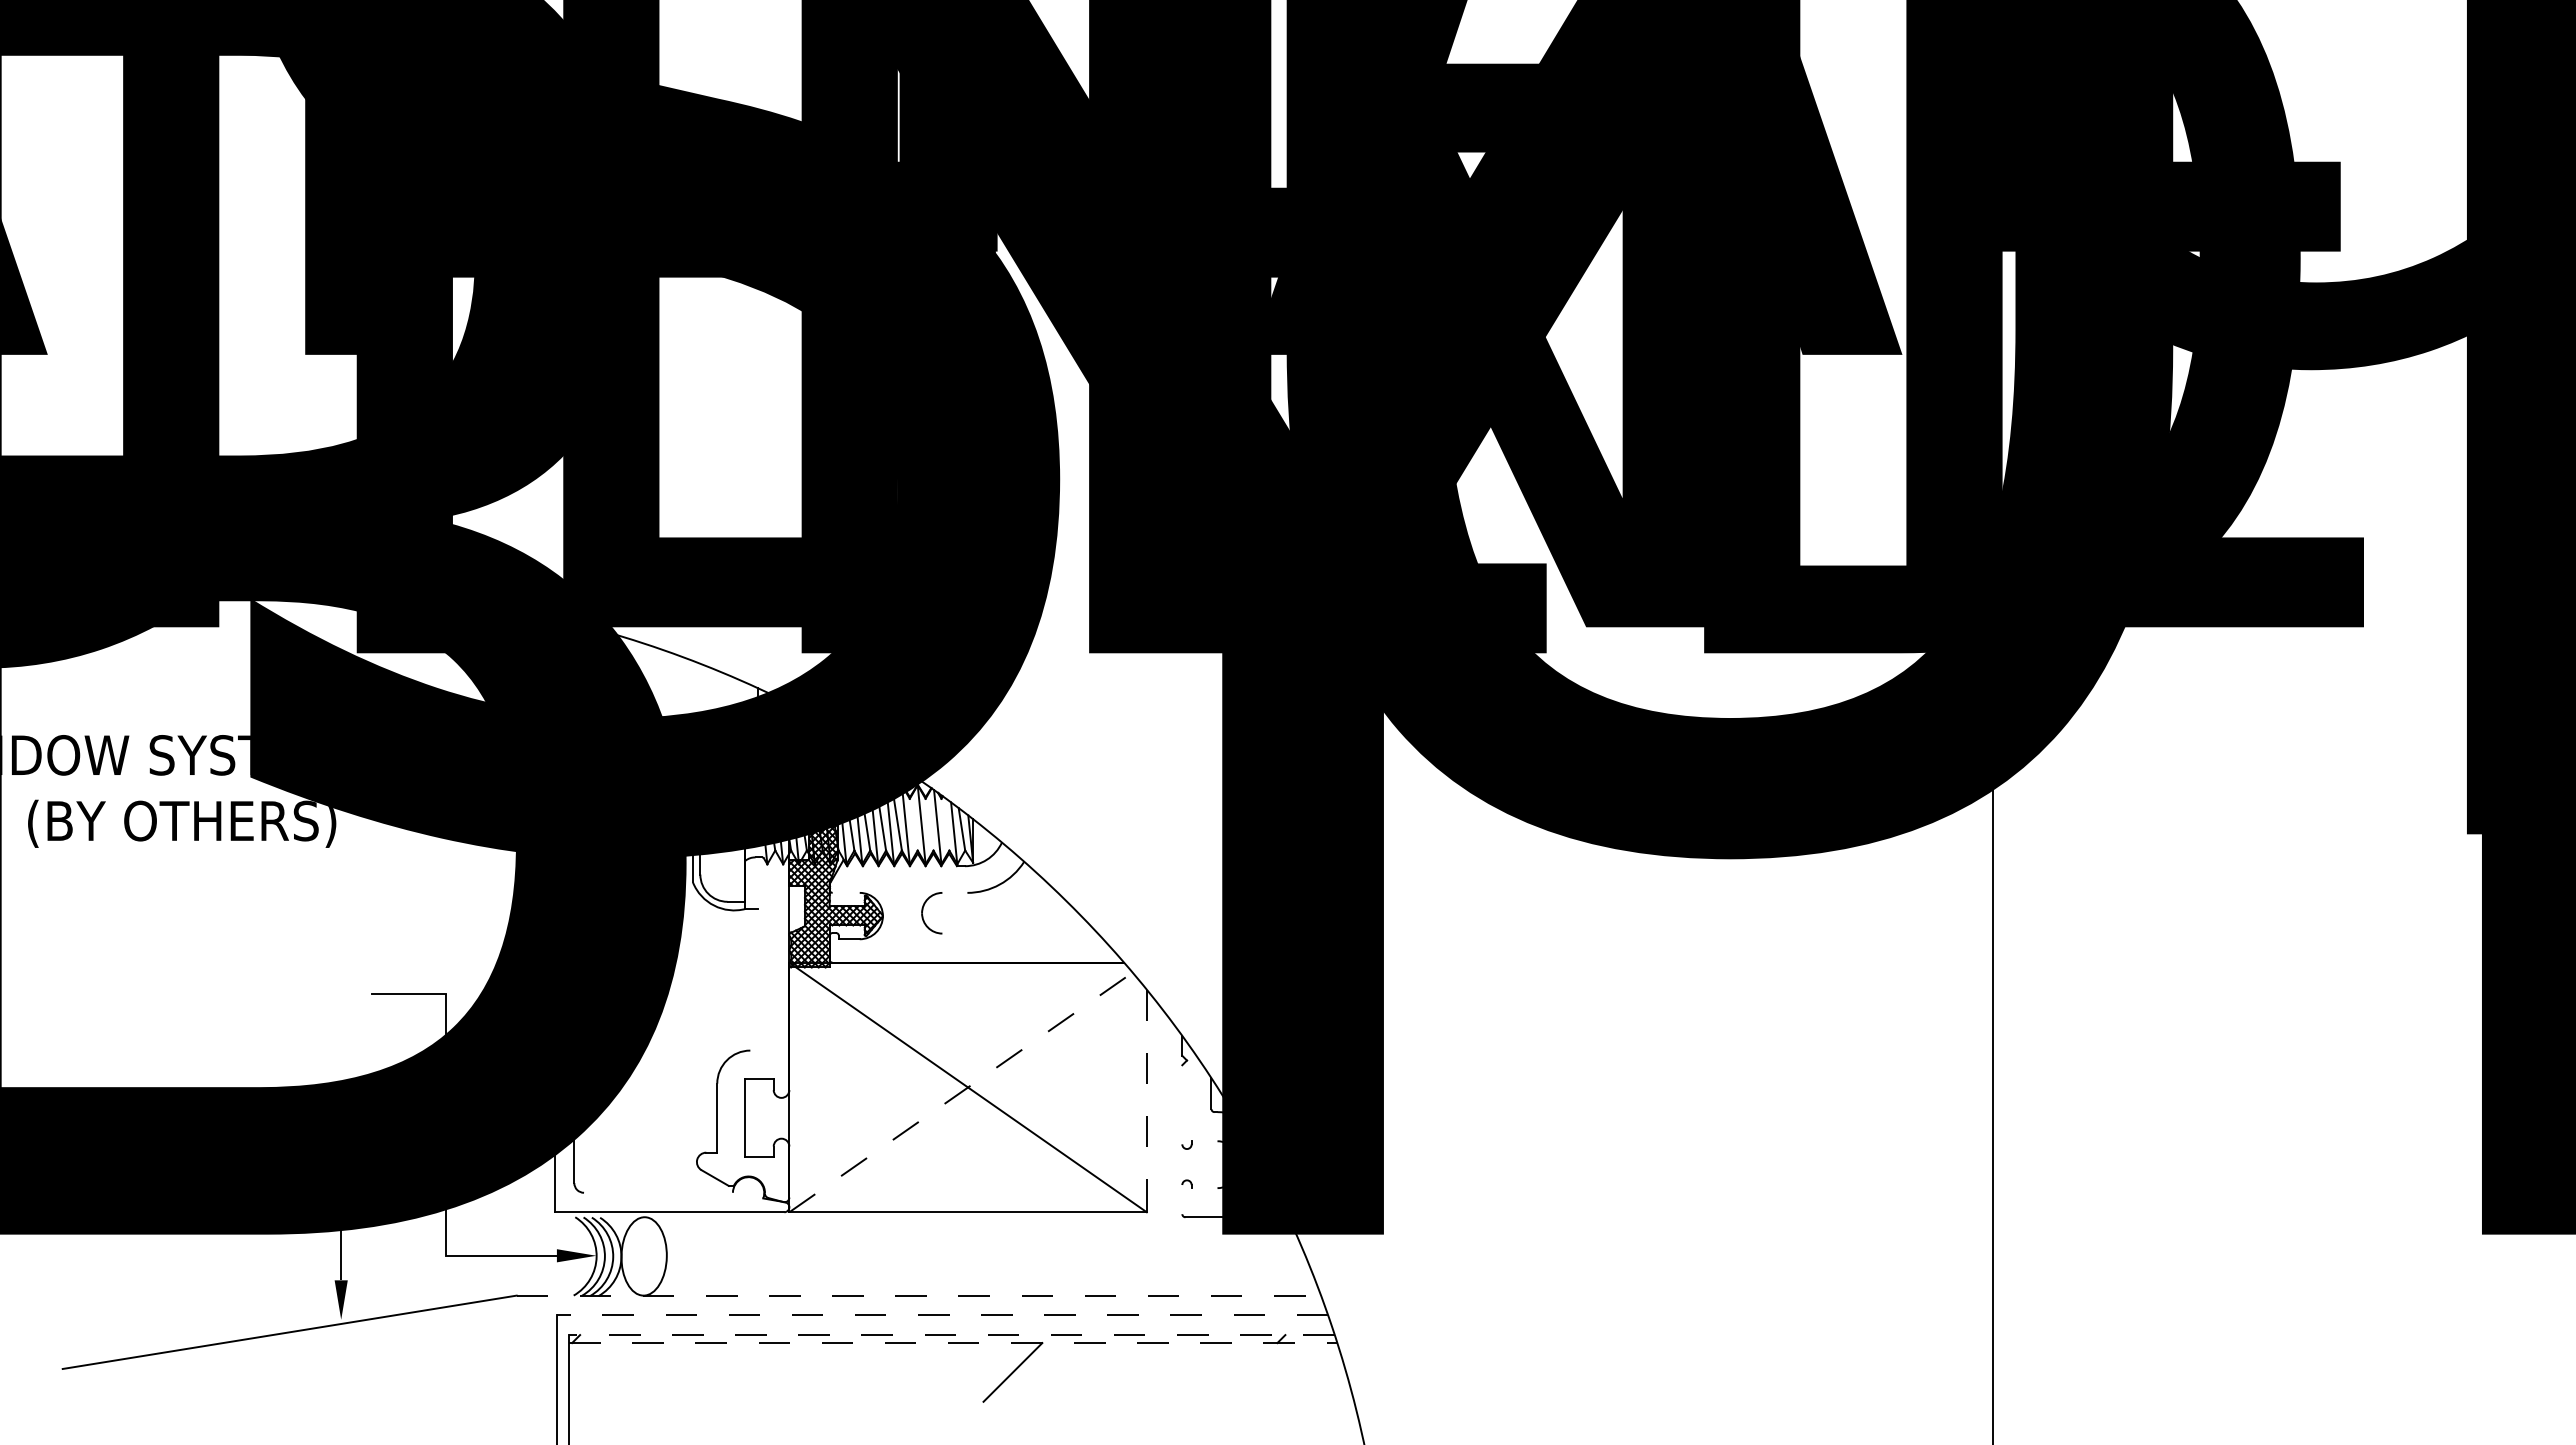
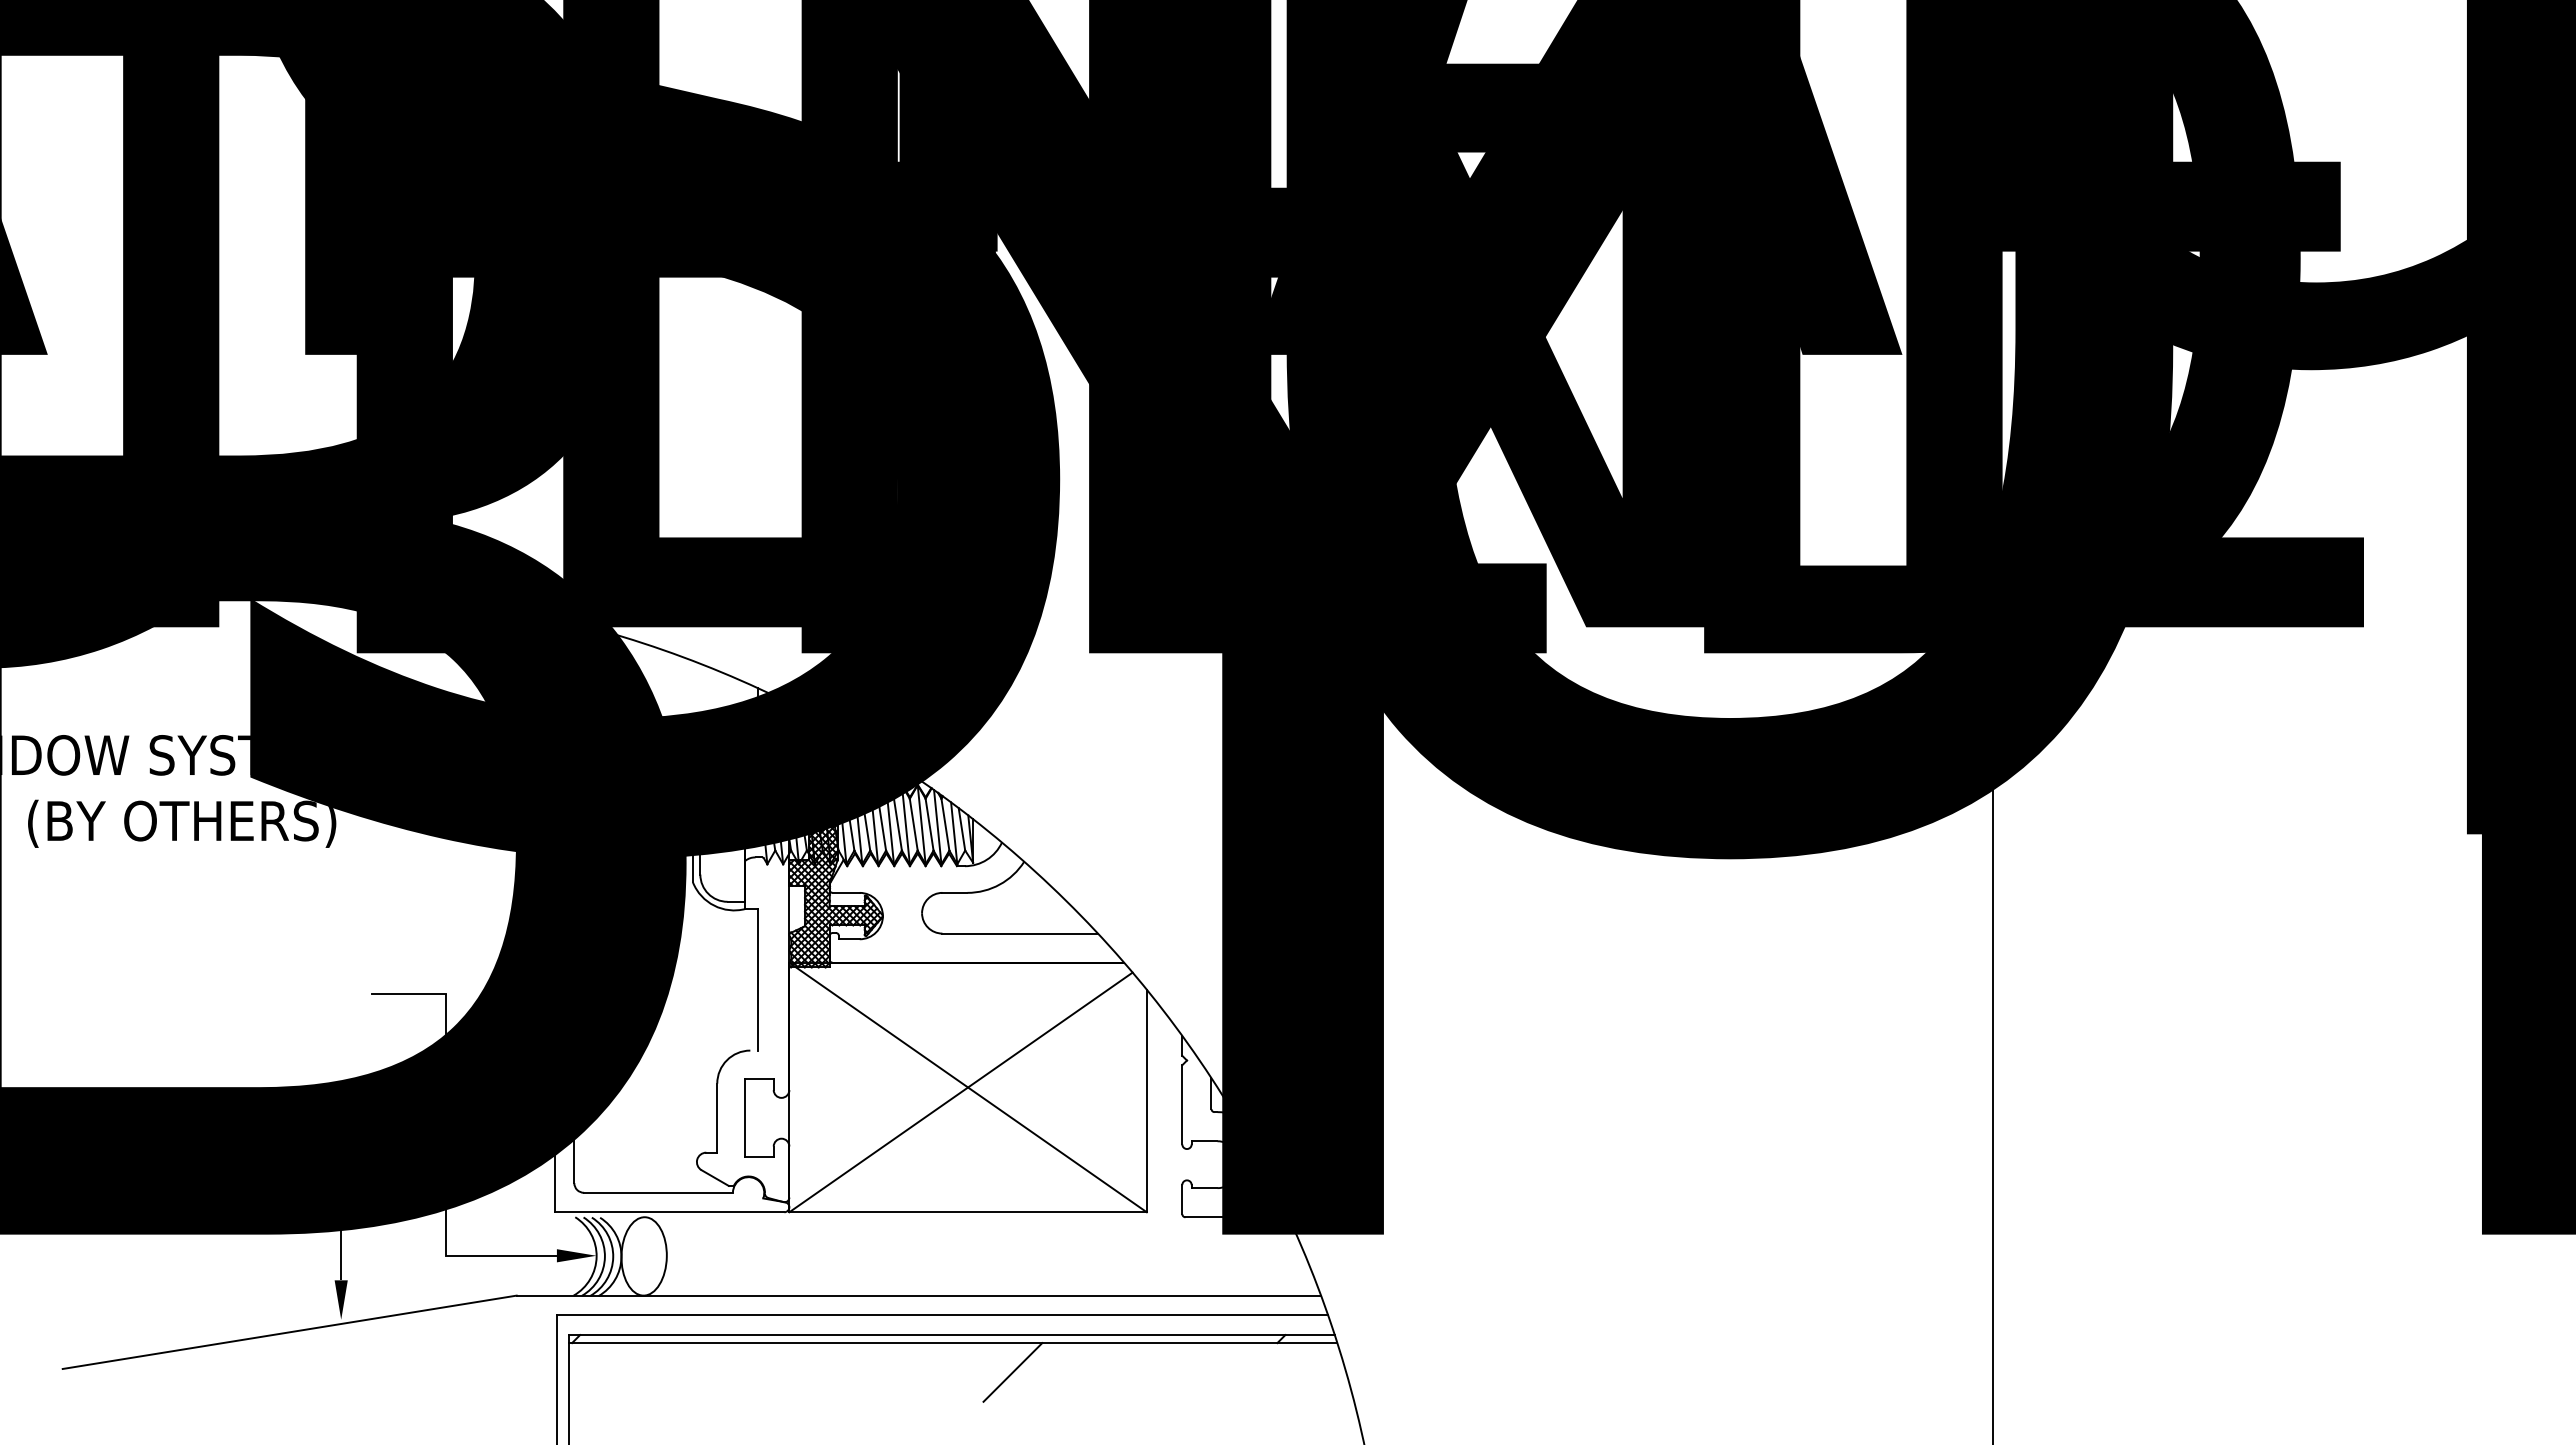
line: none -> present (913, 824)
line: none -> present (929, 824)
line: none -> present (945, 824)
line: none -> present (845, 892)
line: none -> present (954, 892)
line: none -> present (1019, 933)
line: none -> present (758, 979)
line: dashed -> solid (961, 1092)
line: dashed -> solid (1146, 1101)
line: none -> present (1182, 1104)
line: none -> present (1204, 1141)
line: none -> present (1204, 1188)
line: none -> present (658, 1192)
line: none -> present (1182, 1199)
line: dashed -> solid (919, 1295)
line: dashed -> solid (942, 1315)
line: dashed -> solid (951, 1335)
line: dashed -> solid (953, 1343)
